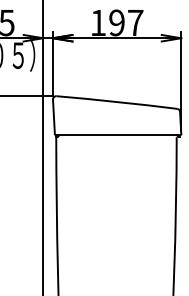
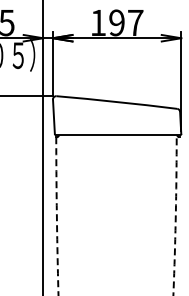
arc: solid -> dashed (175, 215)
arc: solid -> dashed (56, 216)
